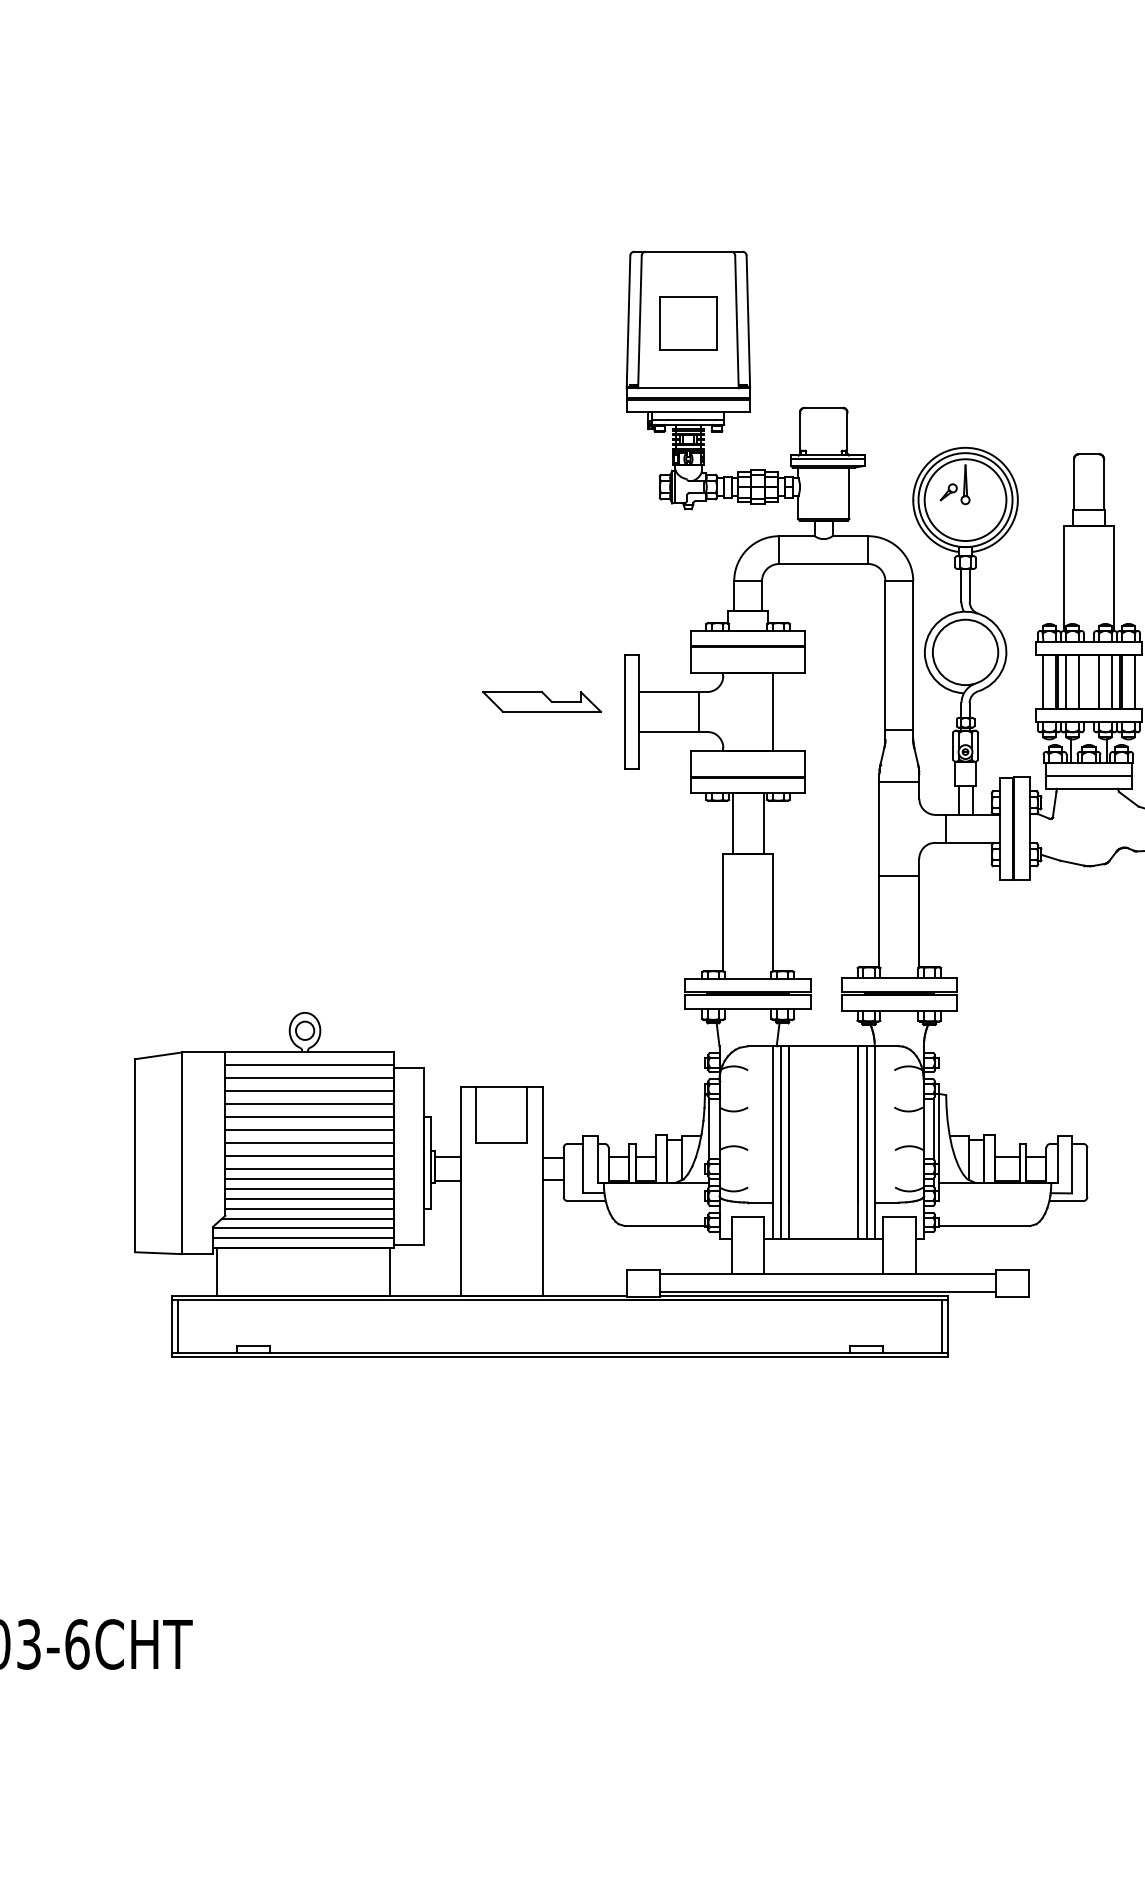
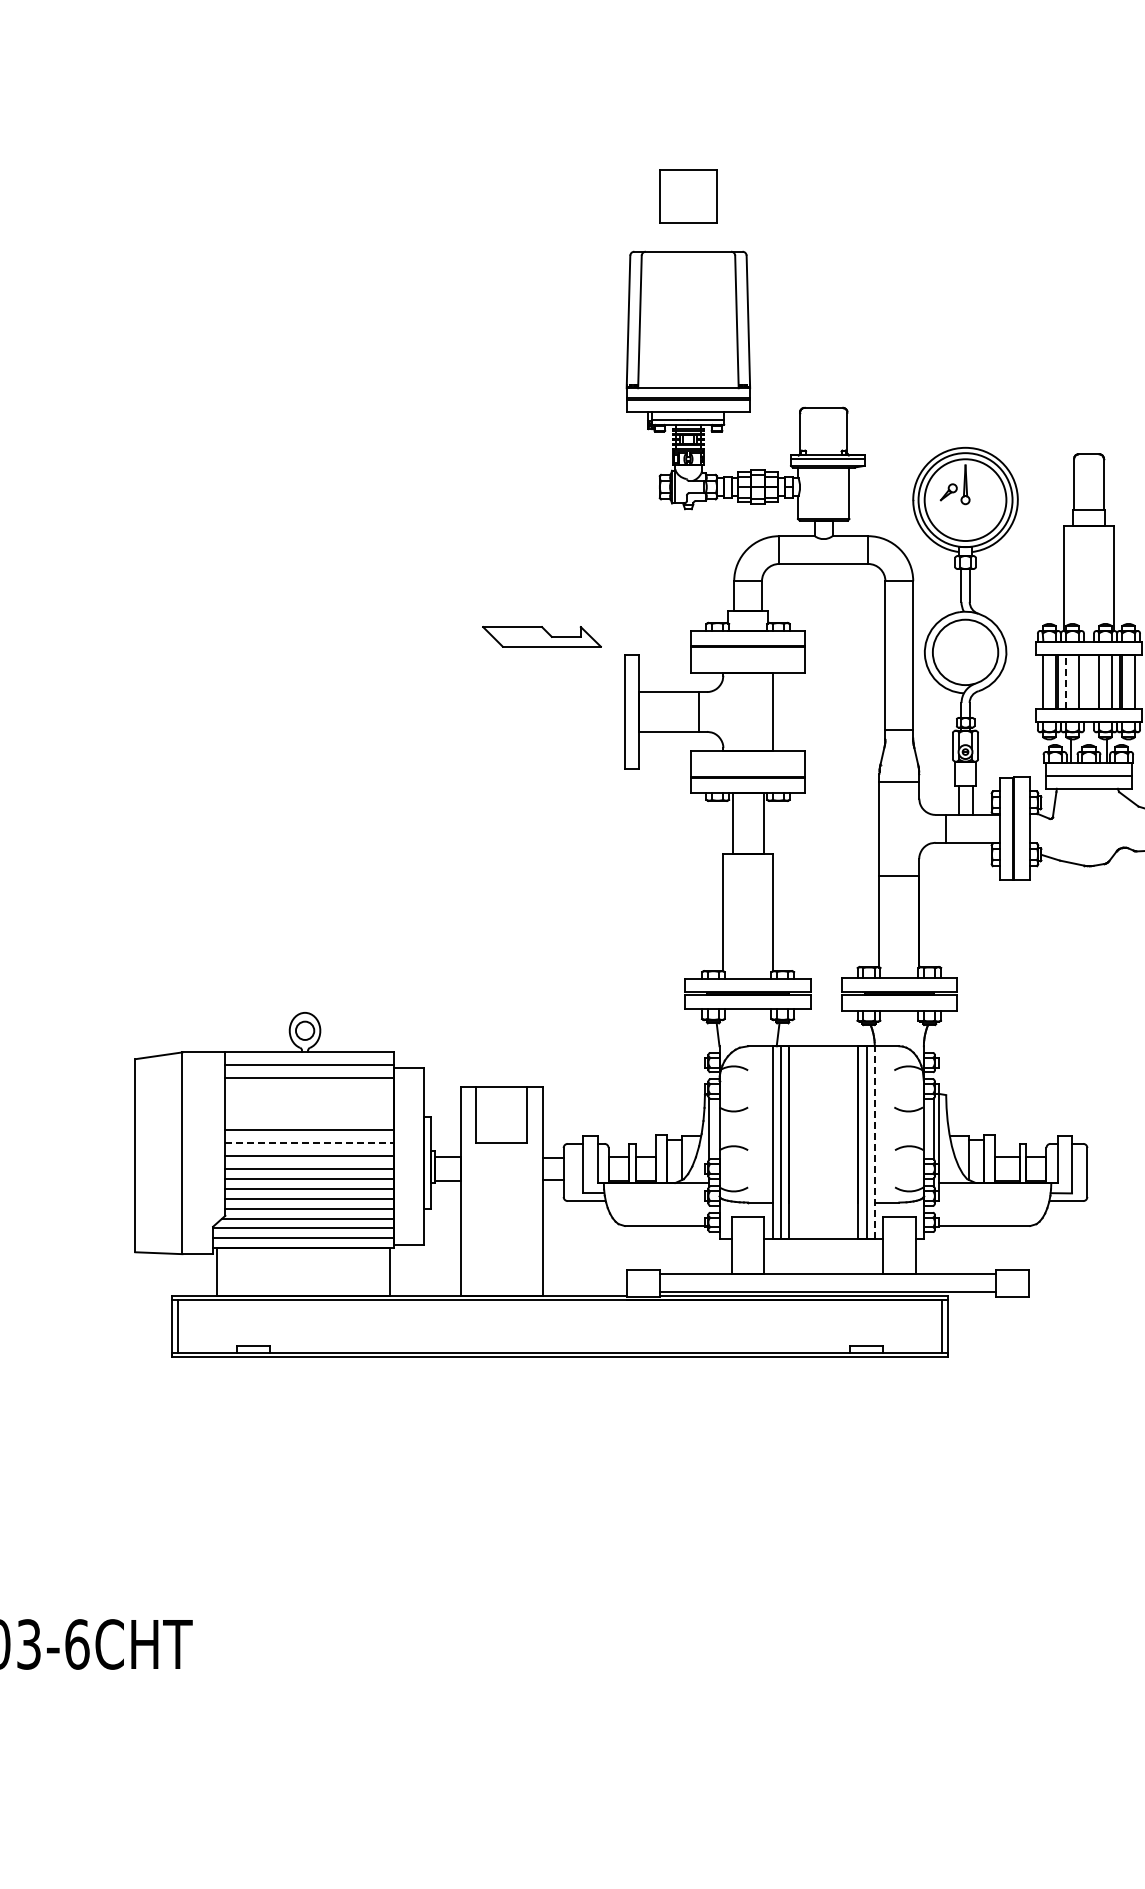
part position: (688, 323) -> (688, 196) (688, 196)
line: solid -> dashed (1066, 681)
part position: (541, 701) -> (541, 636) (541, 636)
line: present -> none (309, 1091)
line: present -> none (309, 1104)
line: present -> none (309, 1117)
line: solid -> dashed (874, 1142)
line: solid -> dashed (309, 1143)
